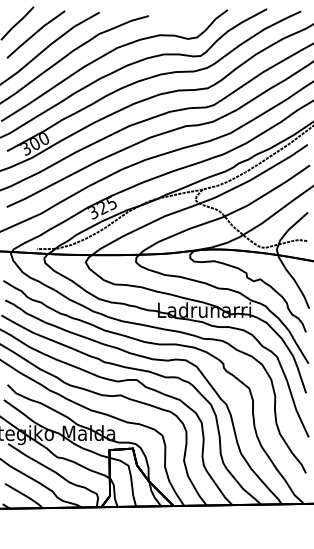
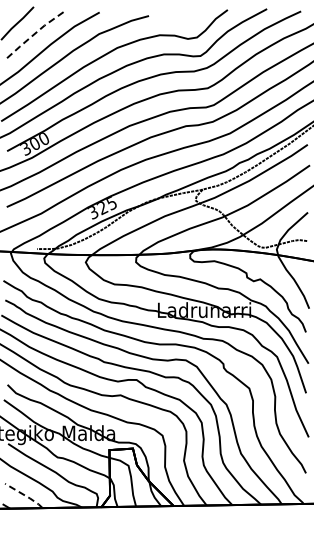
line: solid -> dashed (35, 33)
line: solid -> dashed (25, 495)
